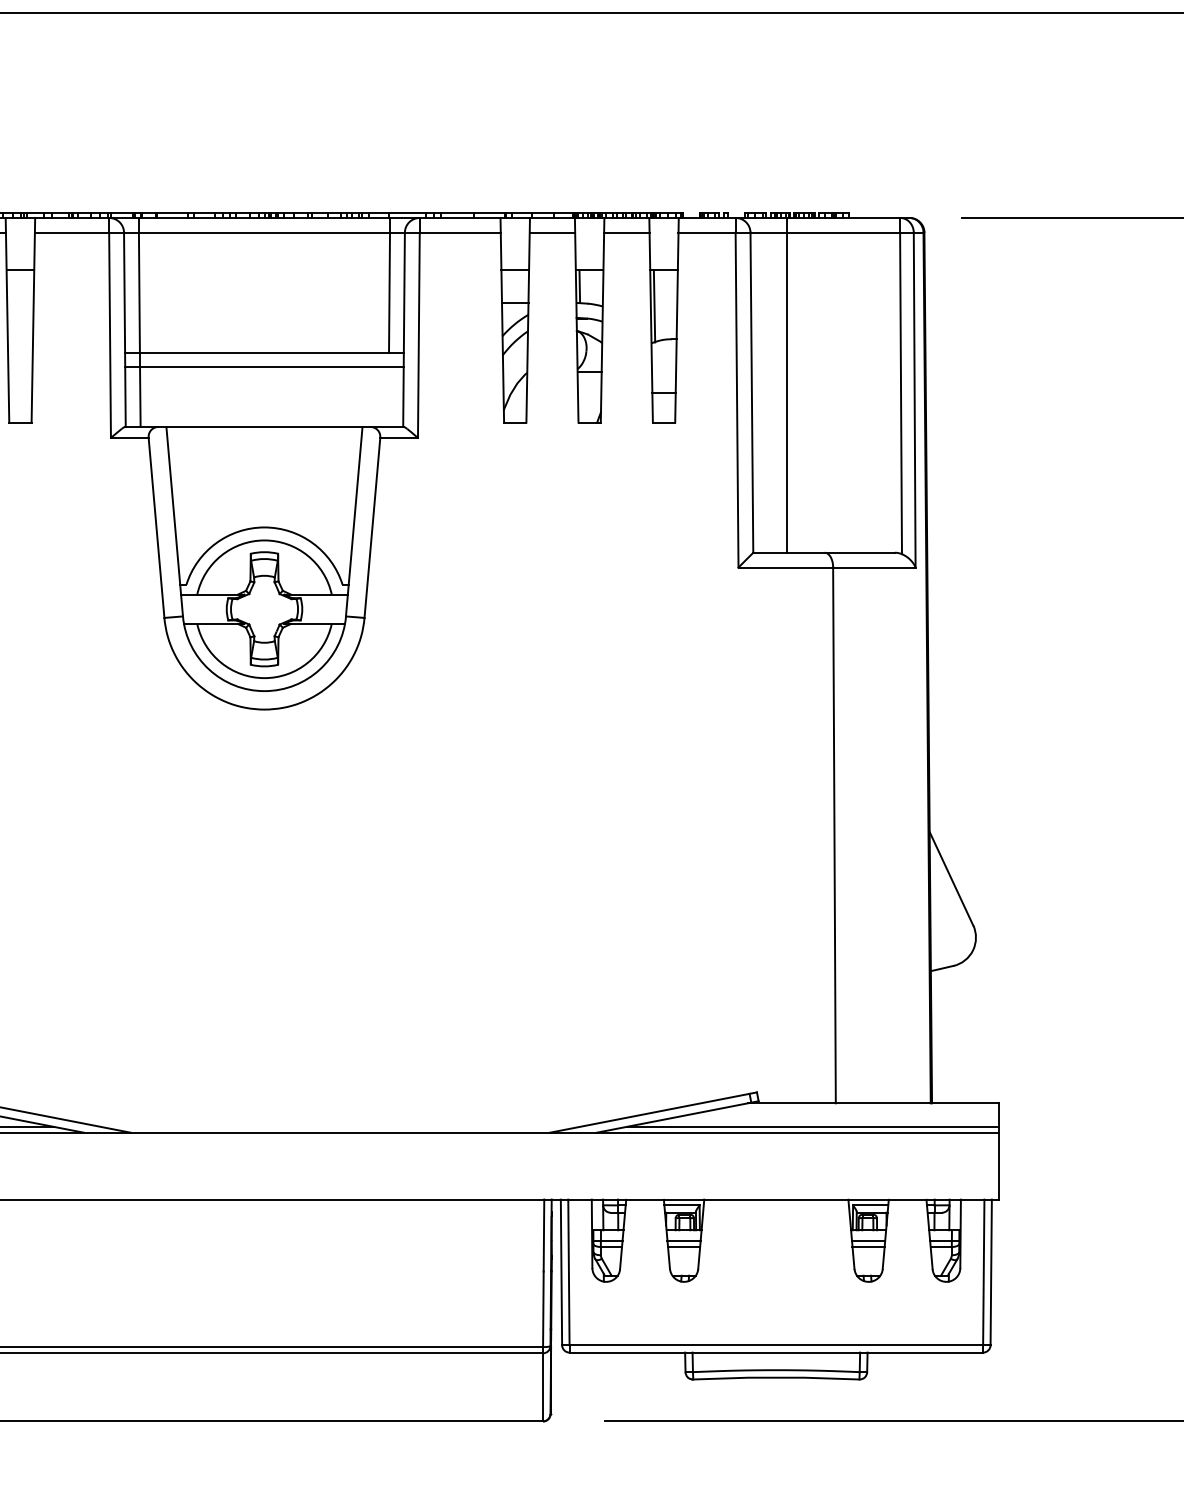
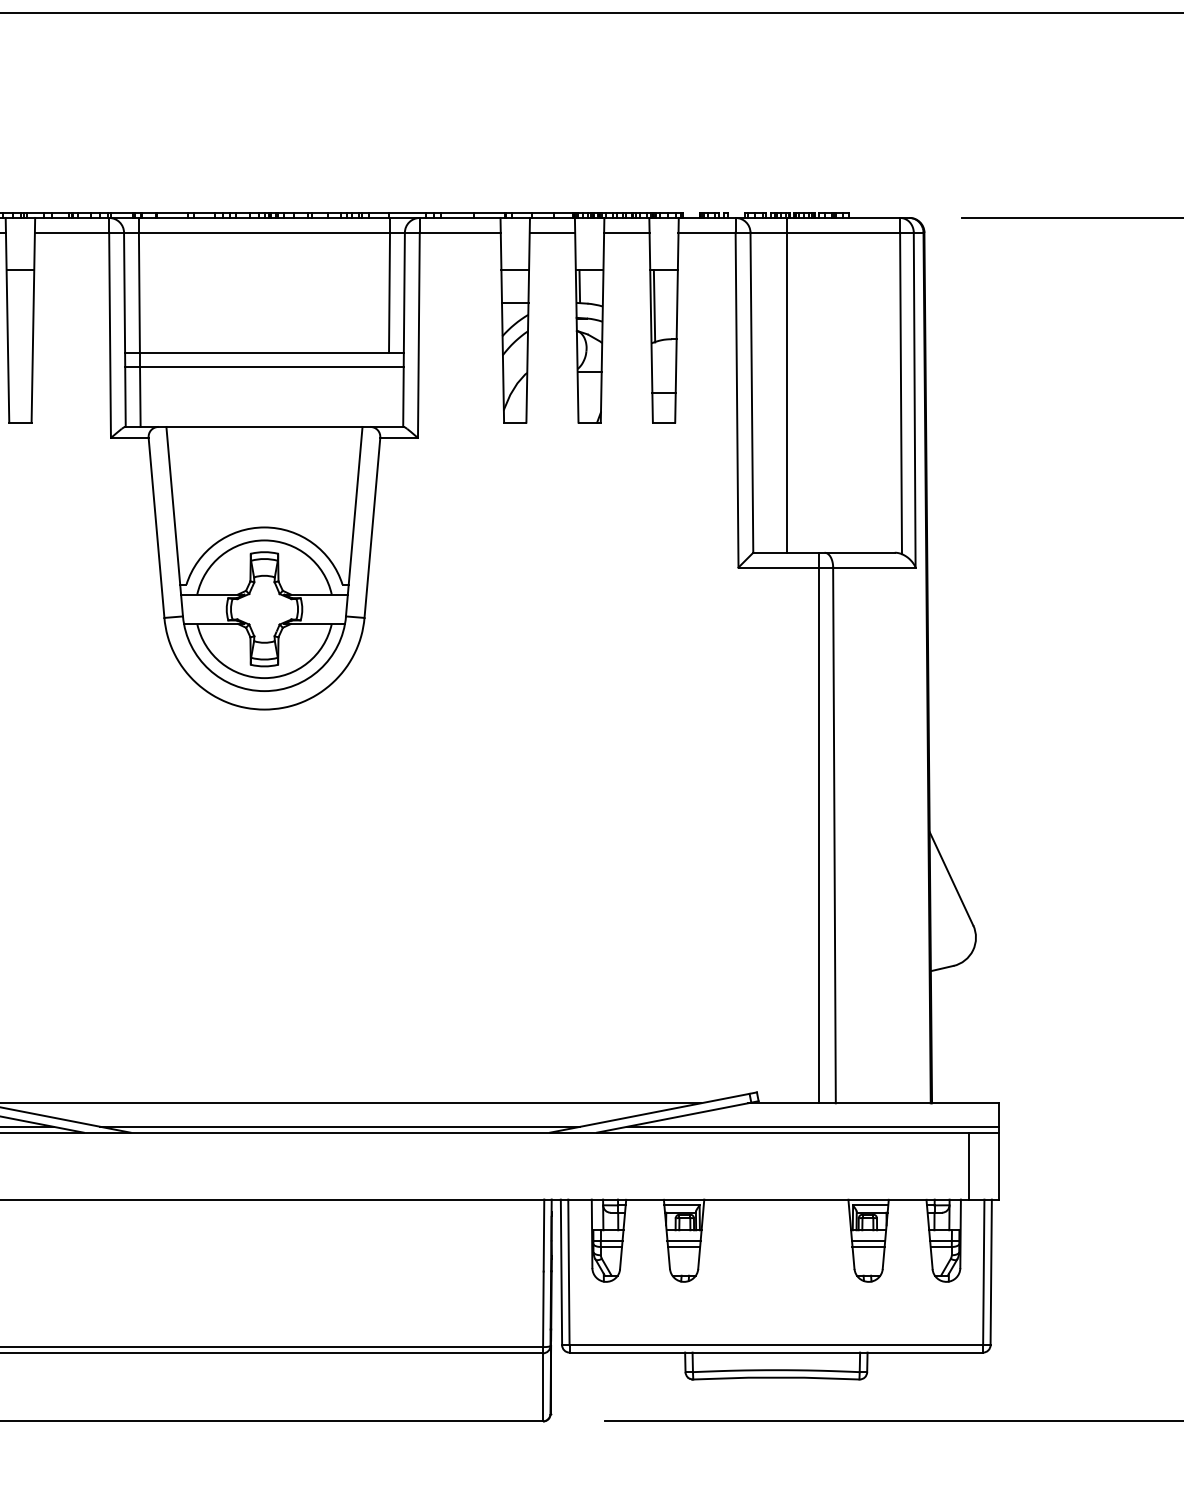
line: none -> present (818, 827)
line: none -> present (351, 1103)
line: none -> present (340, 1126)
line: none -> present (969, 1165)
